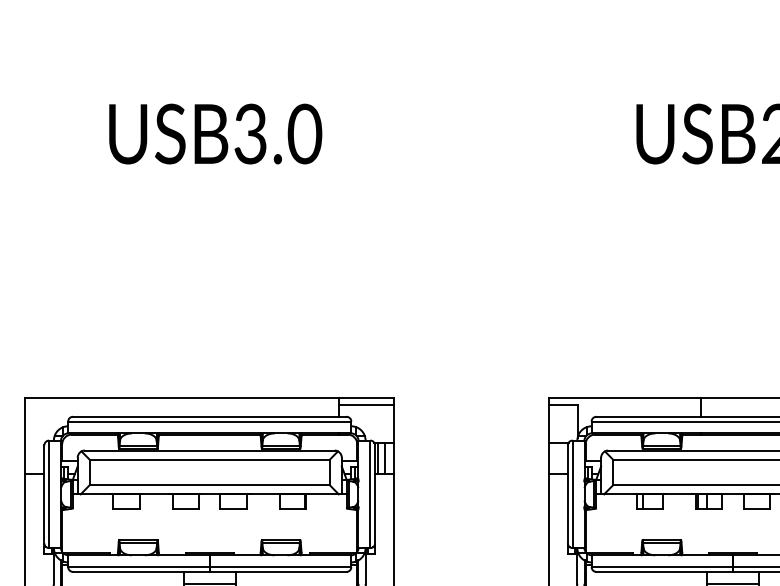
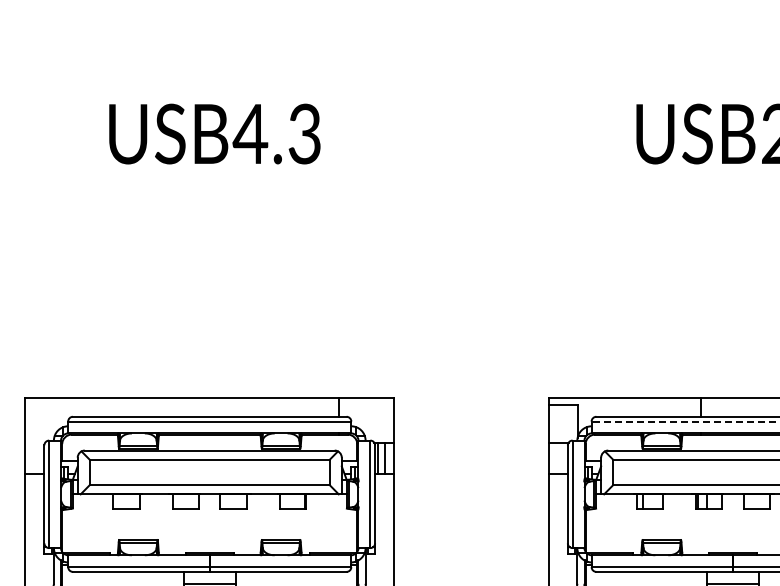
text: USB3.0 -> USB4.3 (277, 133)
line: present -> none (366, 404)
line: solid -> dashed (685, 421)
